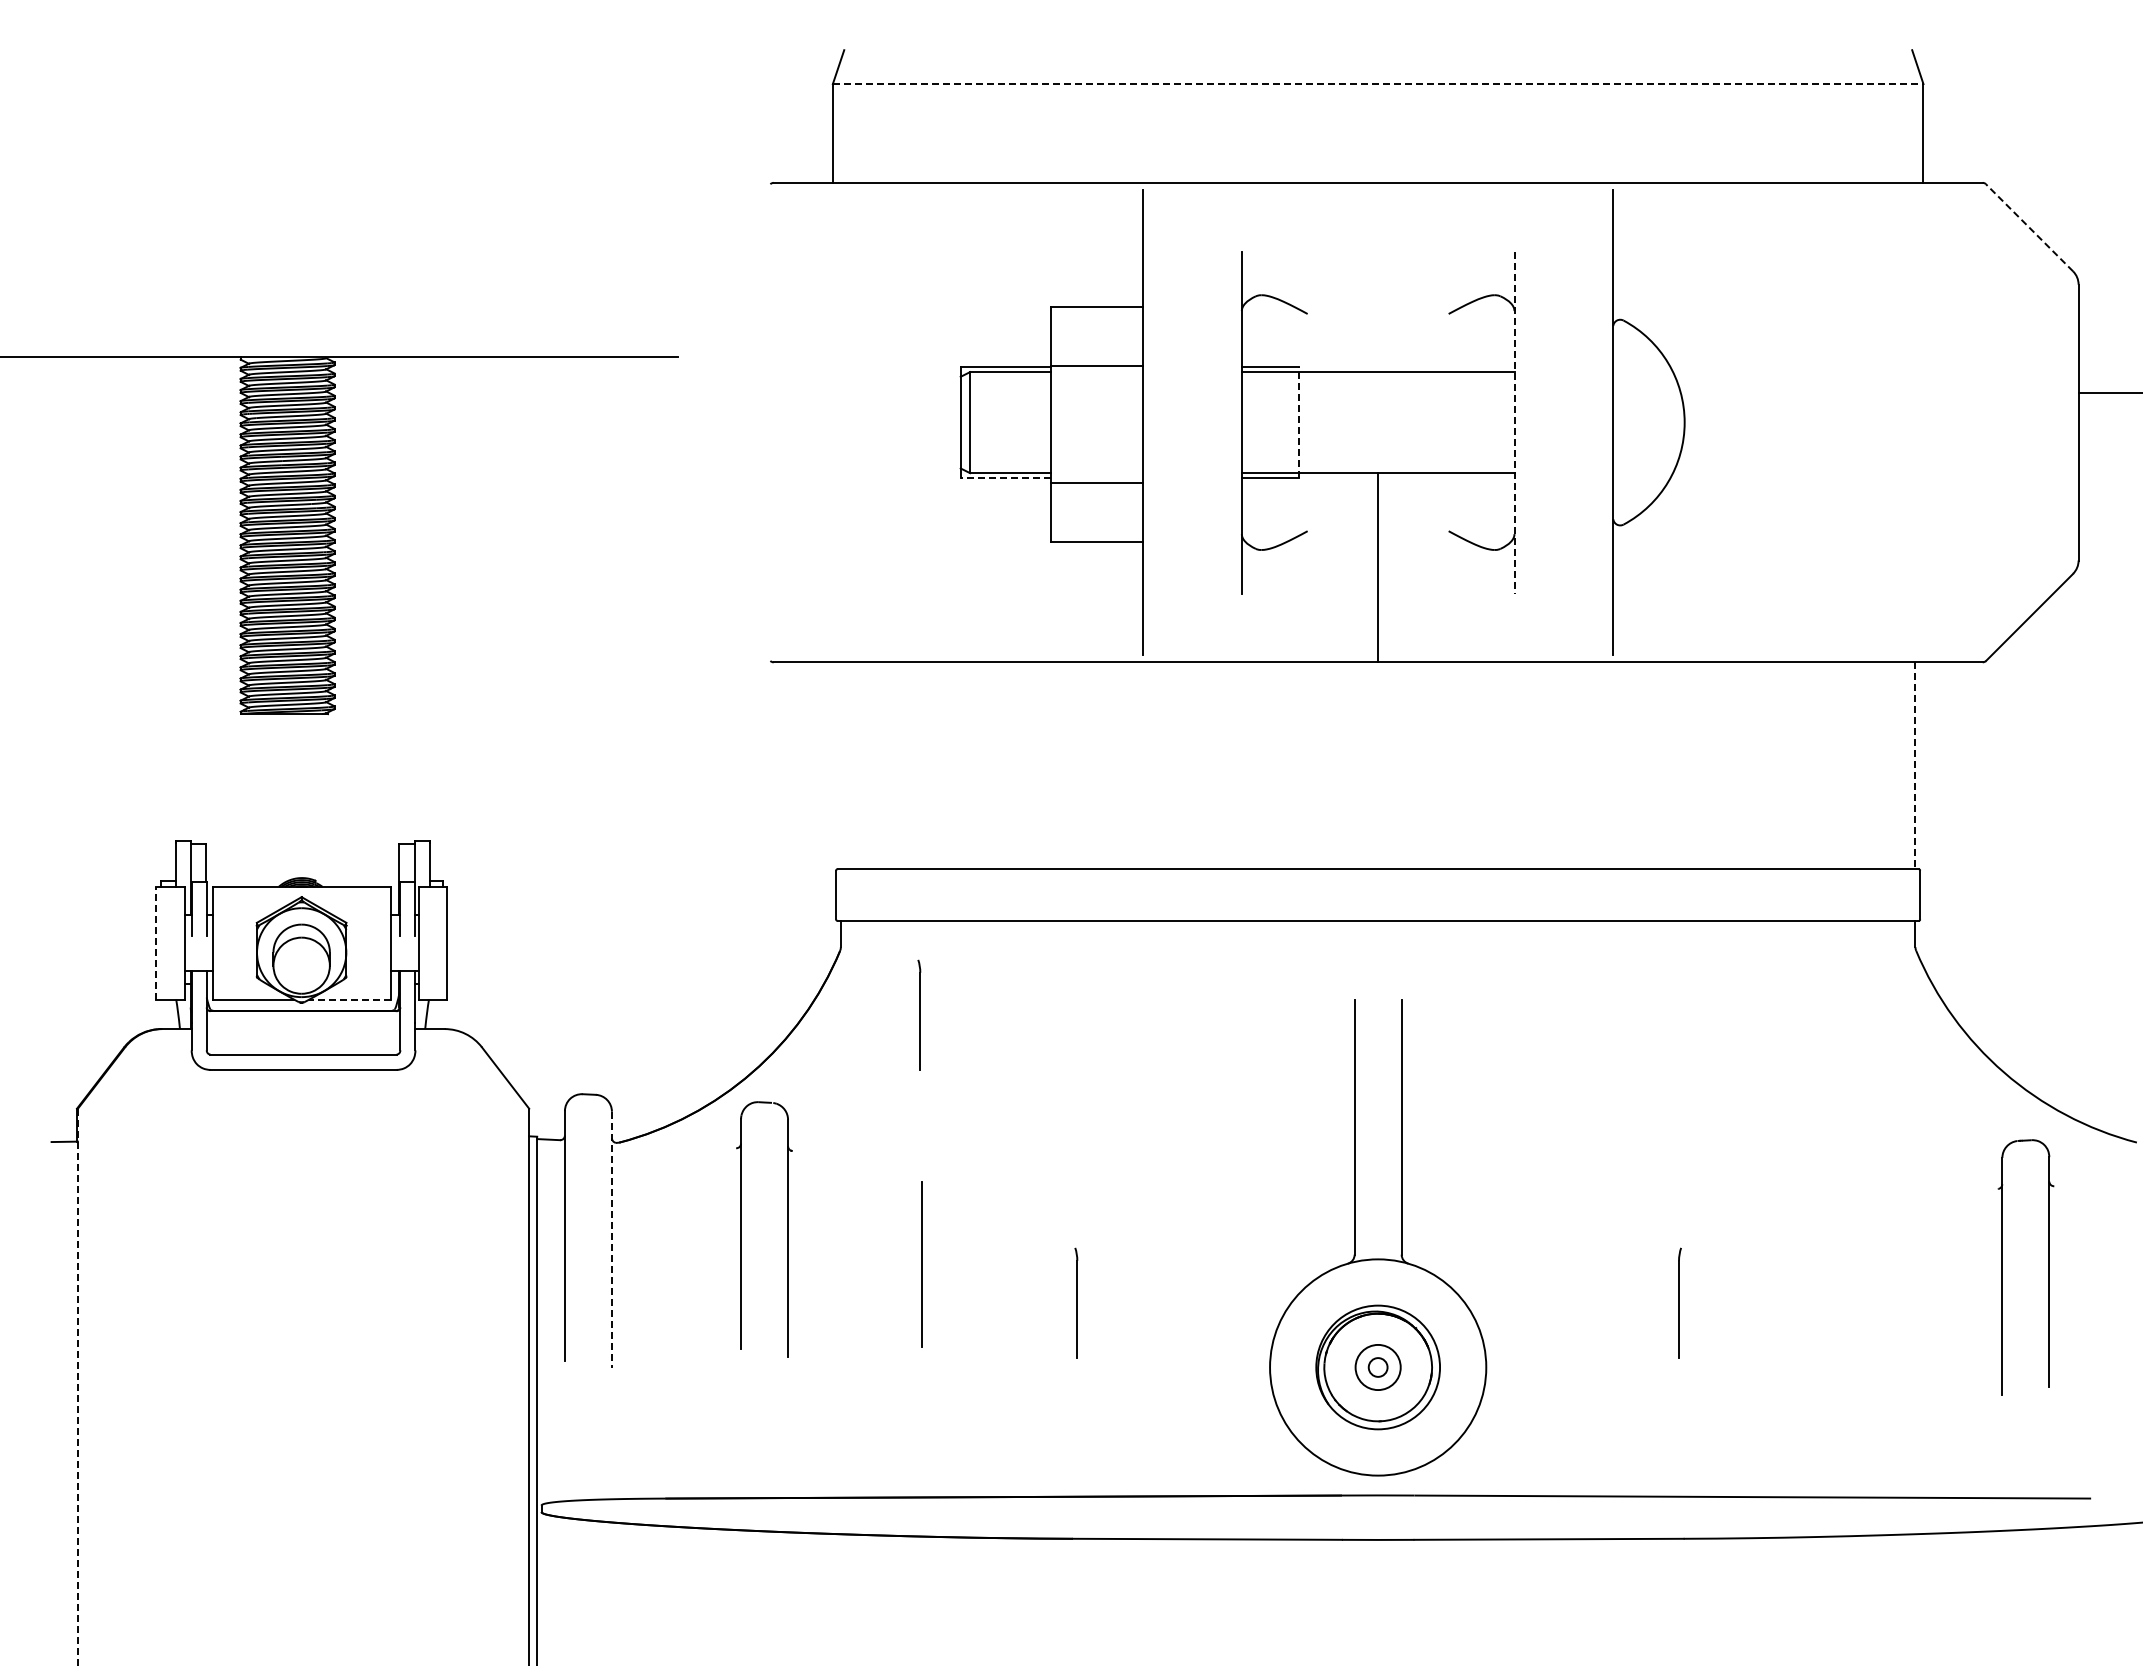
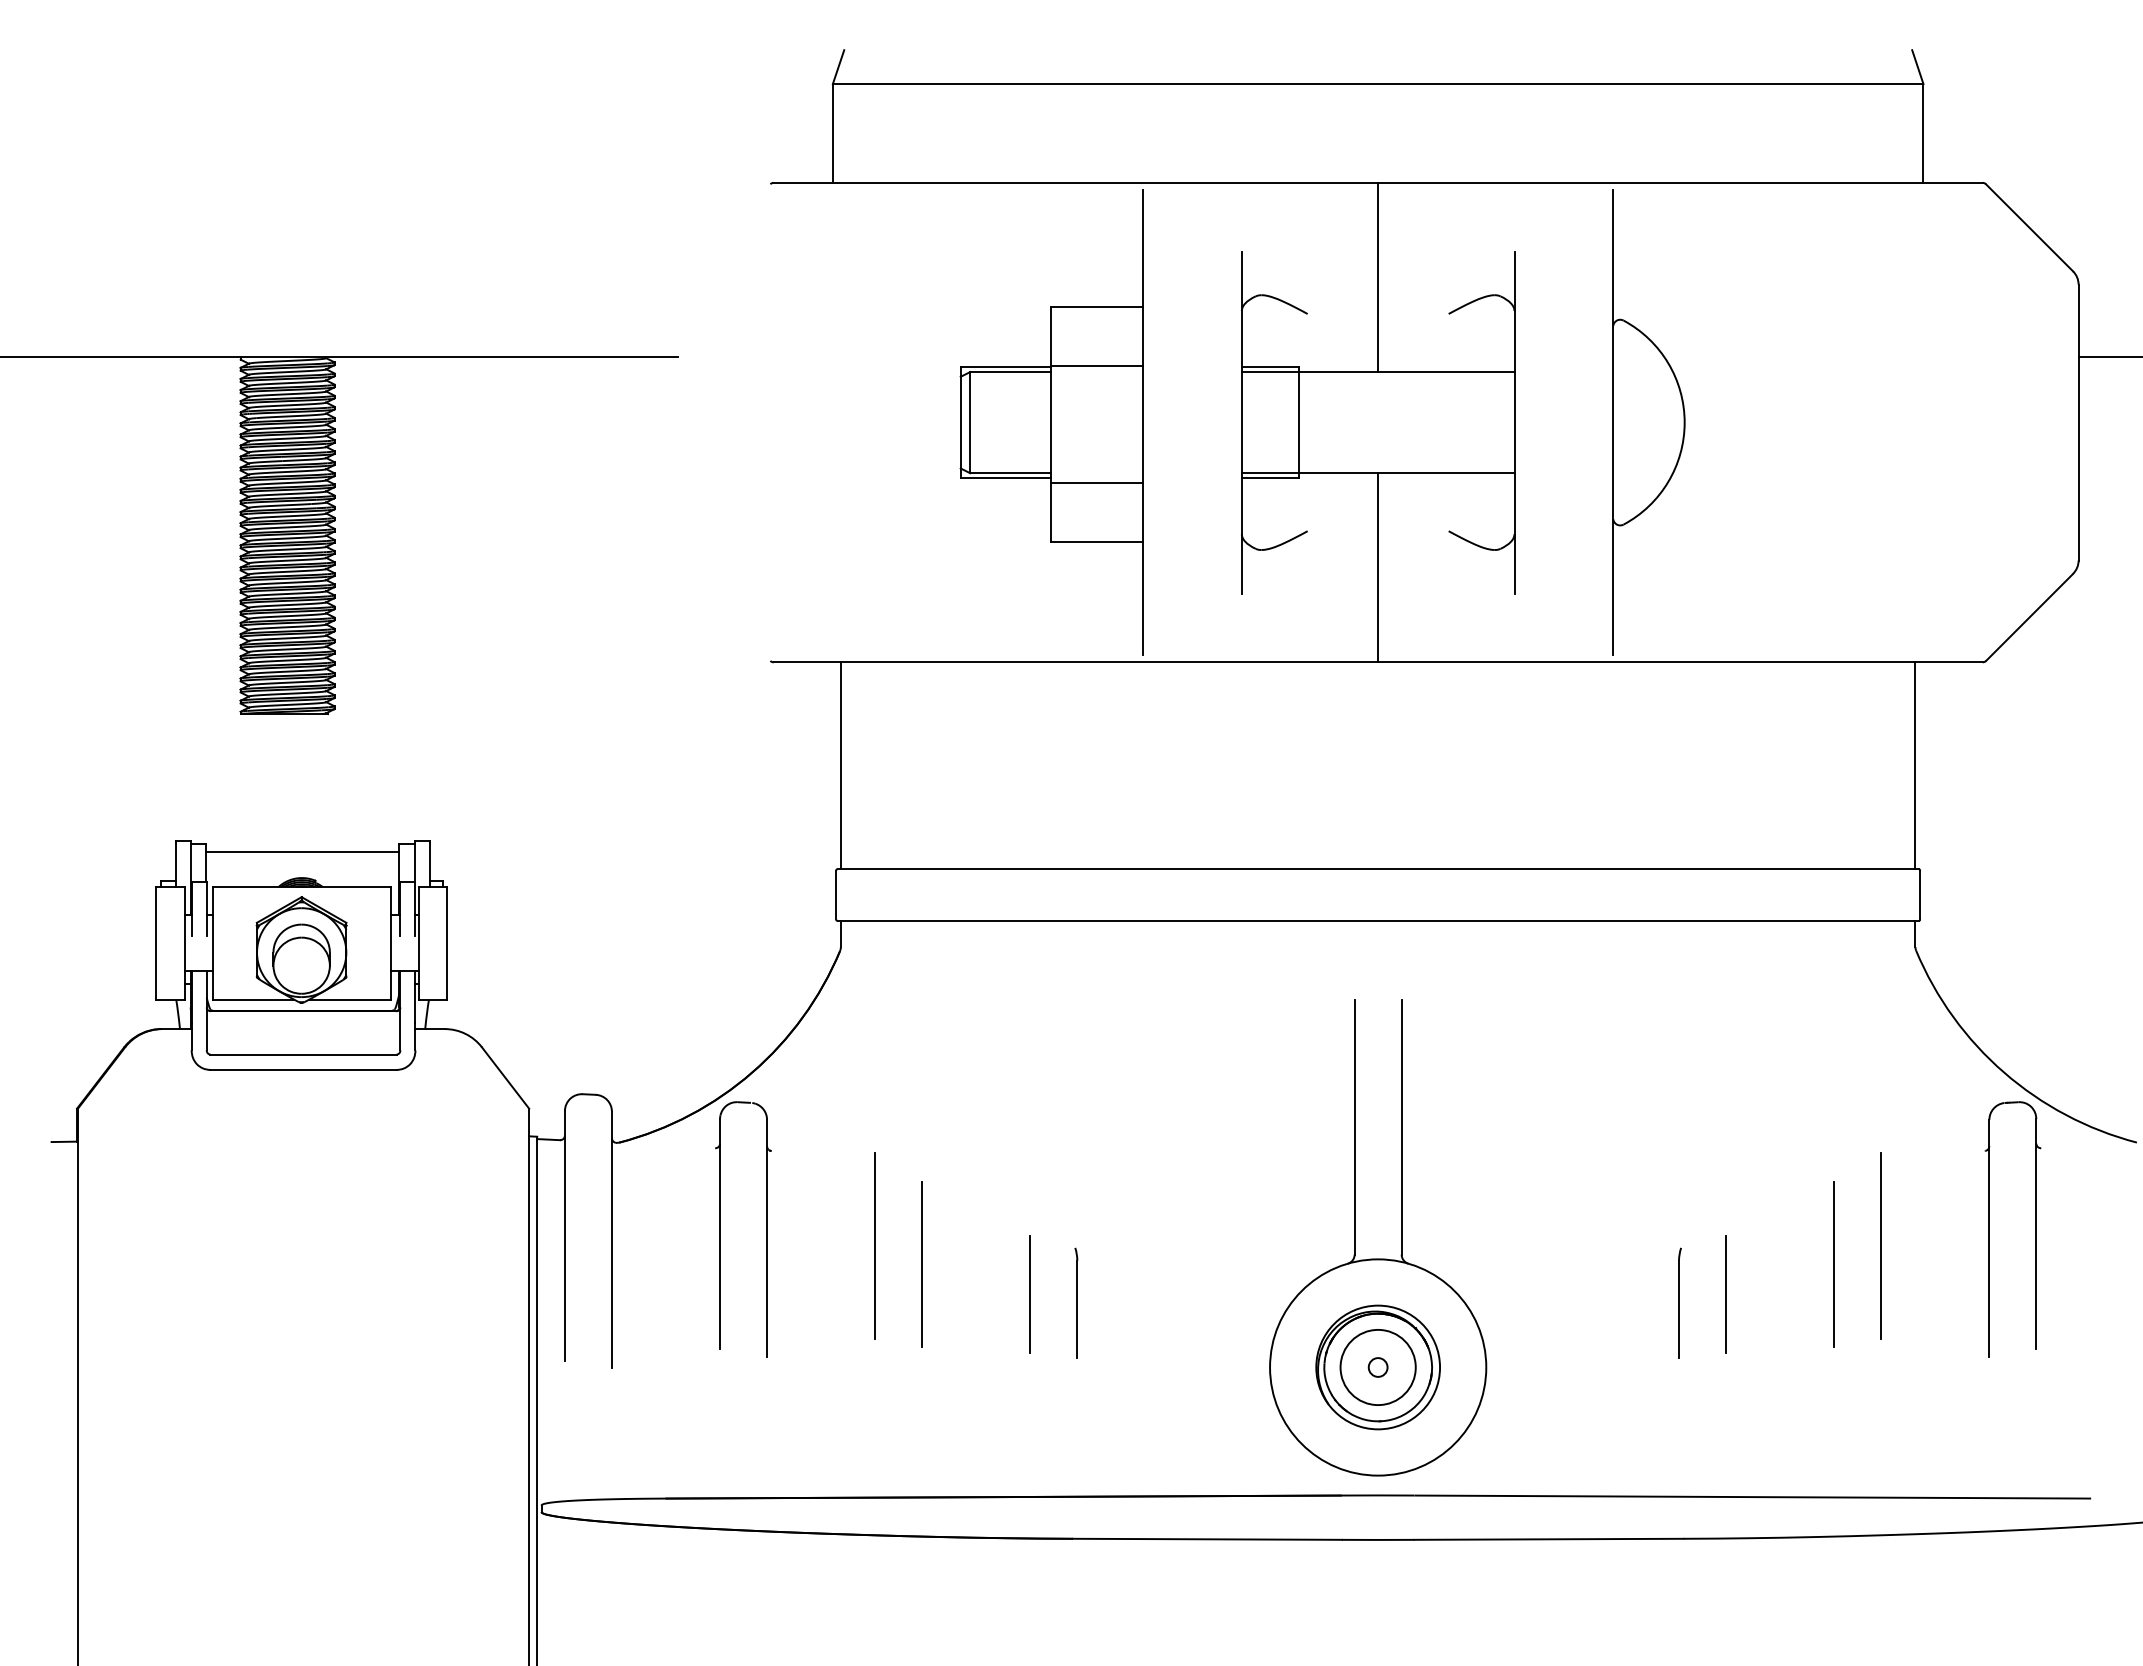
line: dashed -> solid (1378, 84)
line: dashed -> solid (2029, 227)
line: none -> present (1378, 277)
line position: (2108, 392) -> (2108, 356) (2108, 356)
line: dashed -> solid (1299, 422)
line: dashed -> solid (1514, 423)
line: dashed -> solid (1005, 478)
line: none -> present (840, 765)
line: dashed -> solid (1915, 766)
line: none -> present (302, 851)
line: dashed -> solid (156, 942)
line: dashed -> solid (349, 999)
part: present -> none (919, 1014)
part position: (741, 1229) -> (720, 1229) (720, 1229)
line: dashed -> solid (611, 1240)
line: none -> present (874, 1245)
line: none -> present (1881, 1245)
line: none -> present (1834, 1263)
part position: (2002, 1267) -> (1989, 1229) (1989, 1229)
line: none -> present (1030, 1294)
line: none -> present (1726, 1294)
circle diameter: 45 px -> 75 px (1377, 1367)
line: dashed -> solid (77, 1387)
